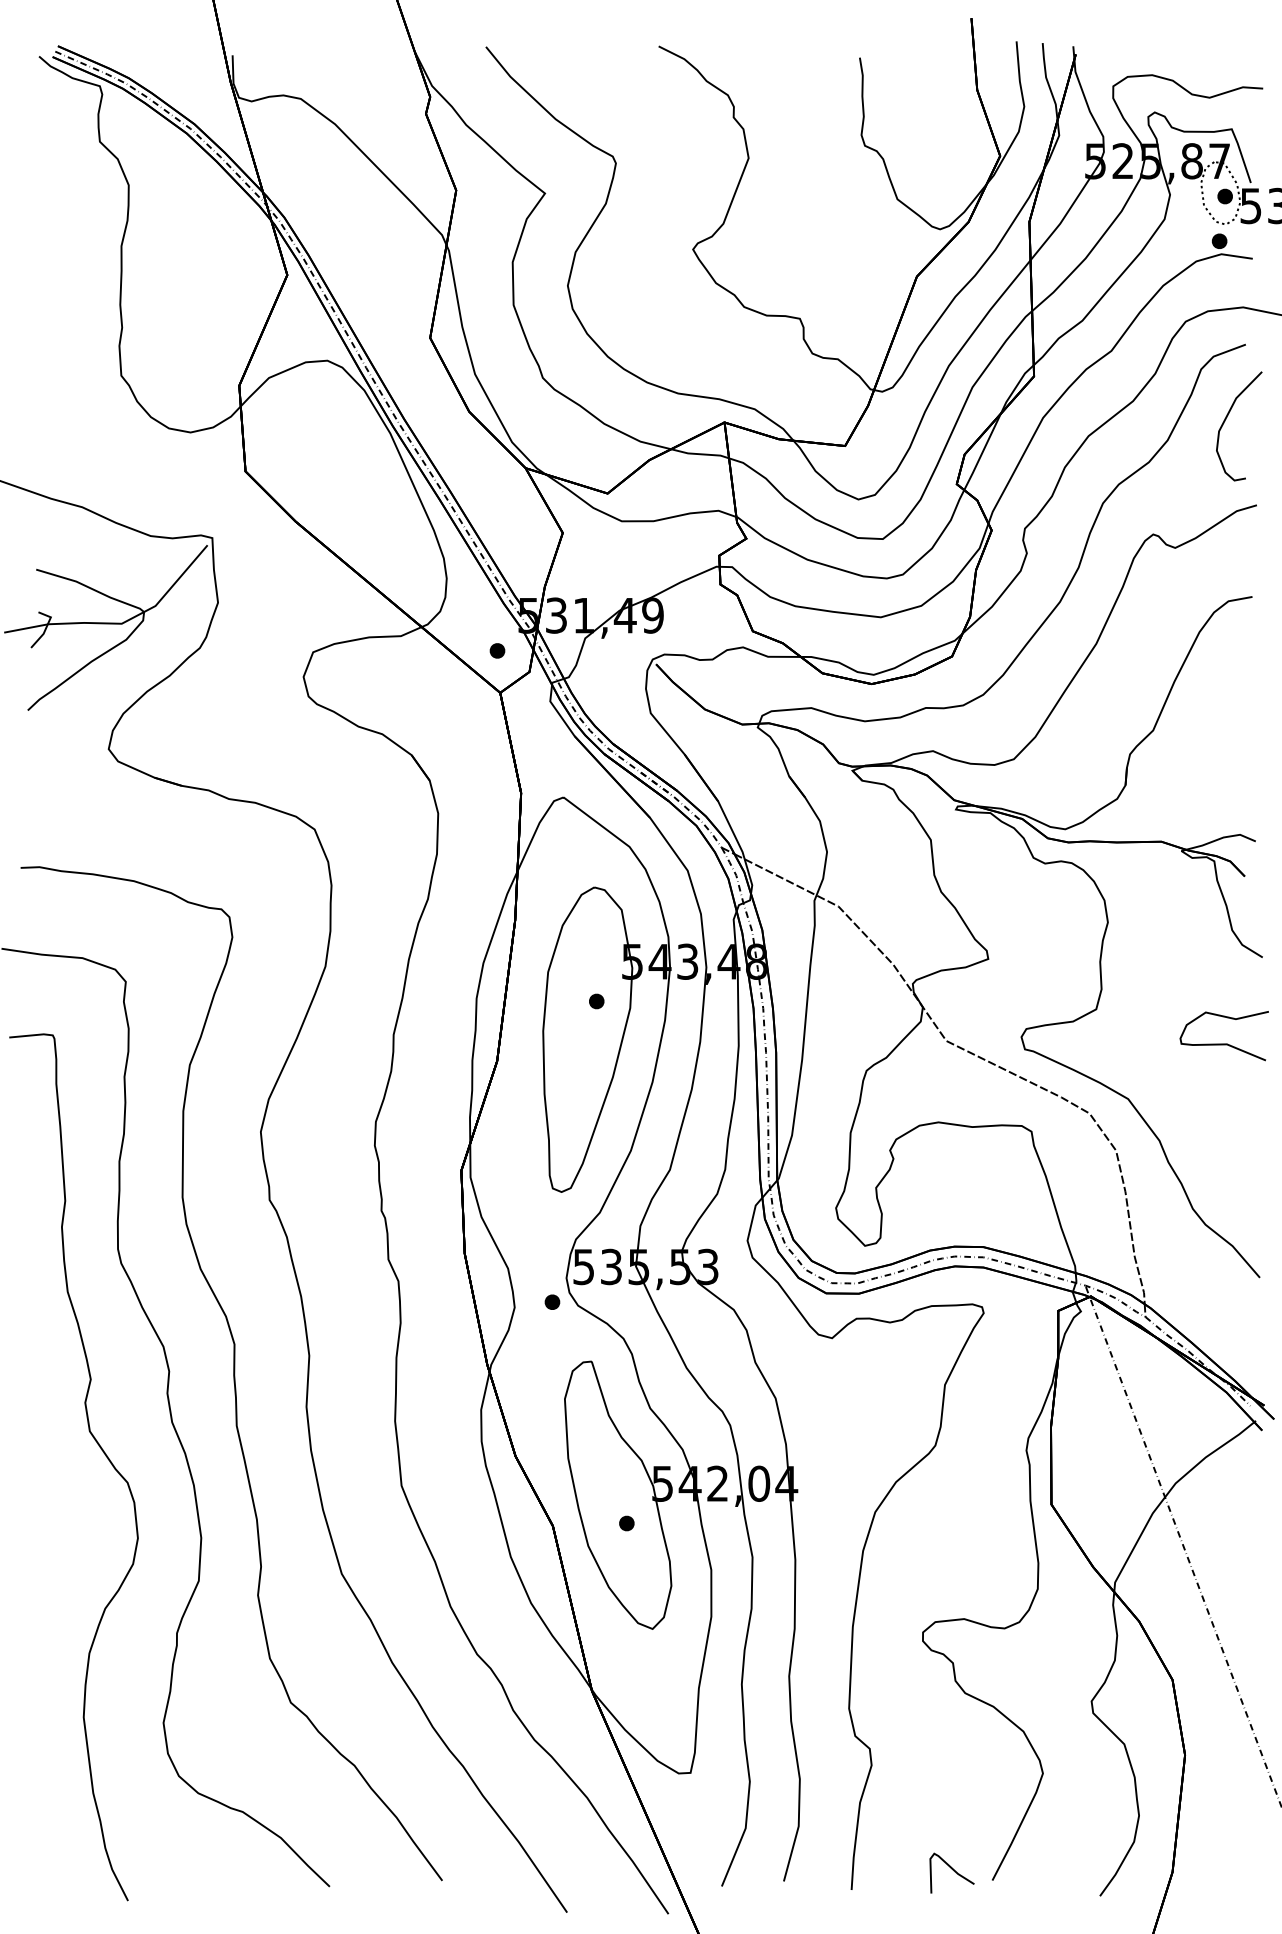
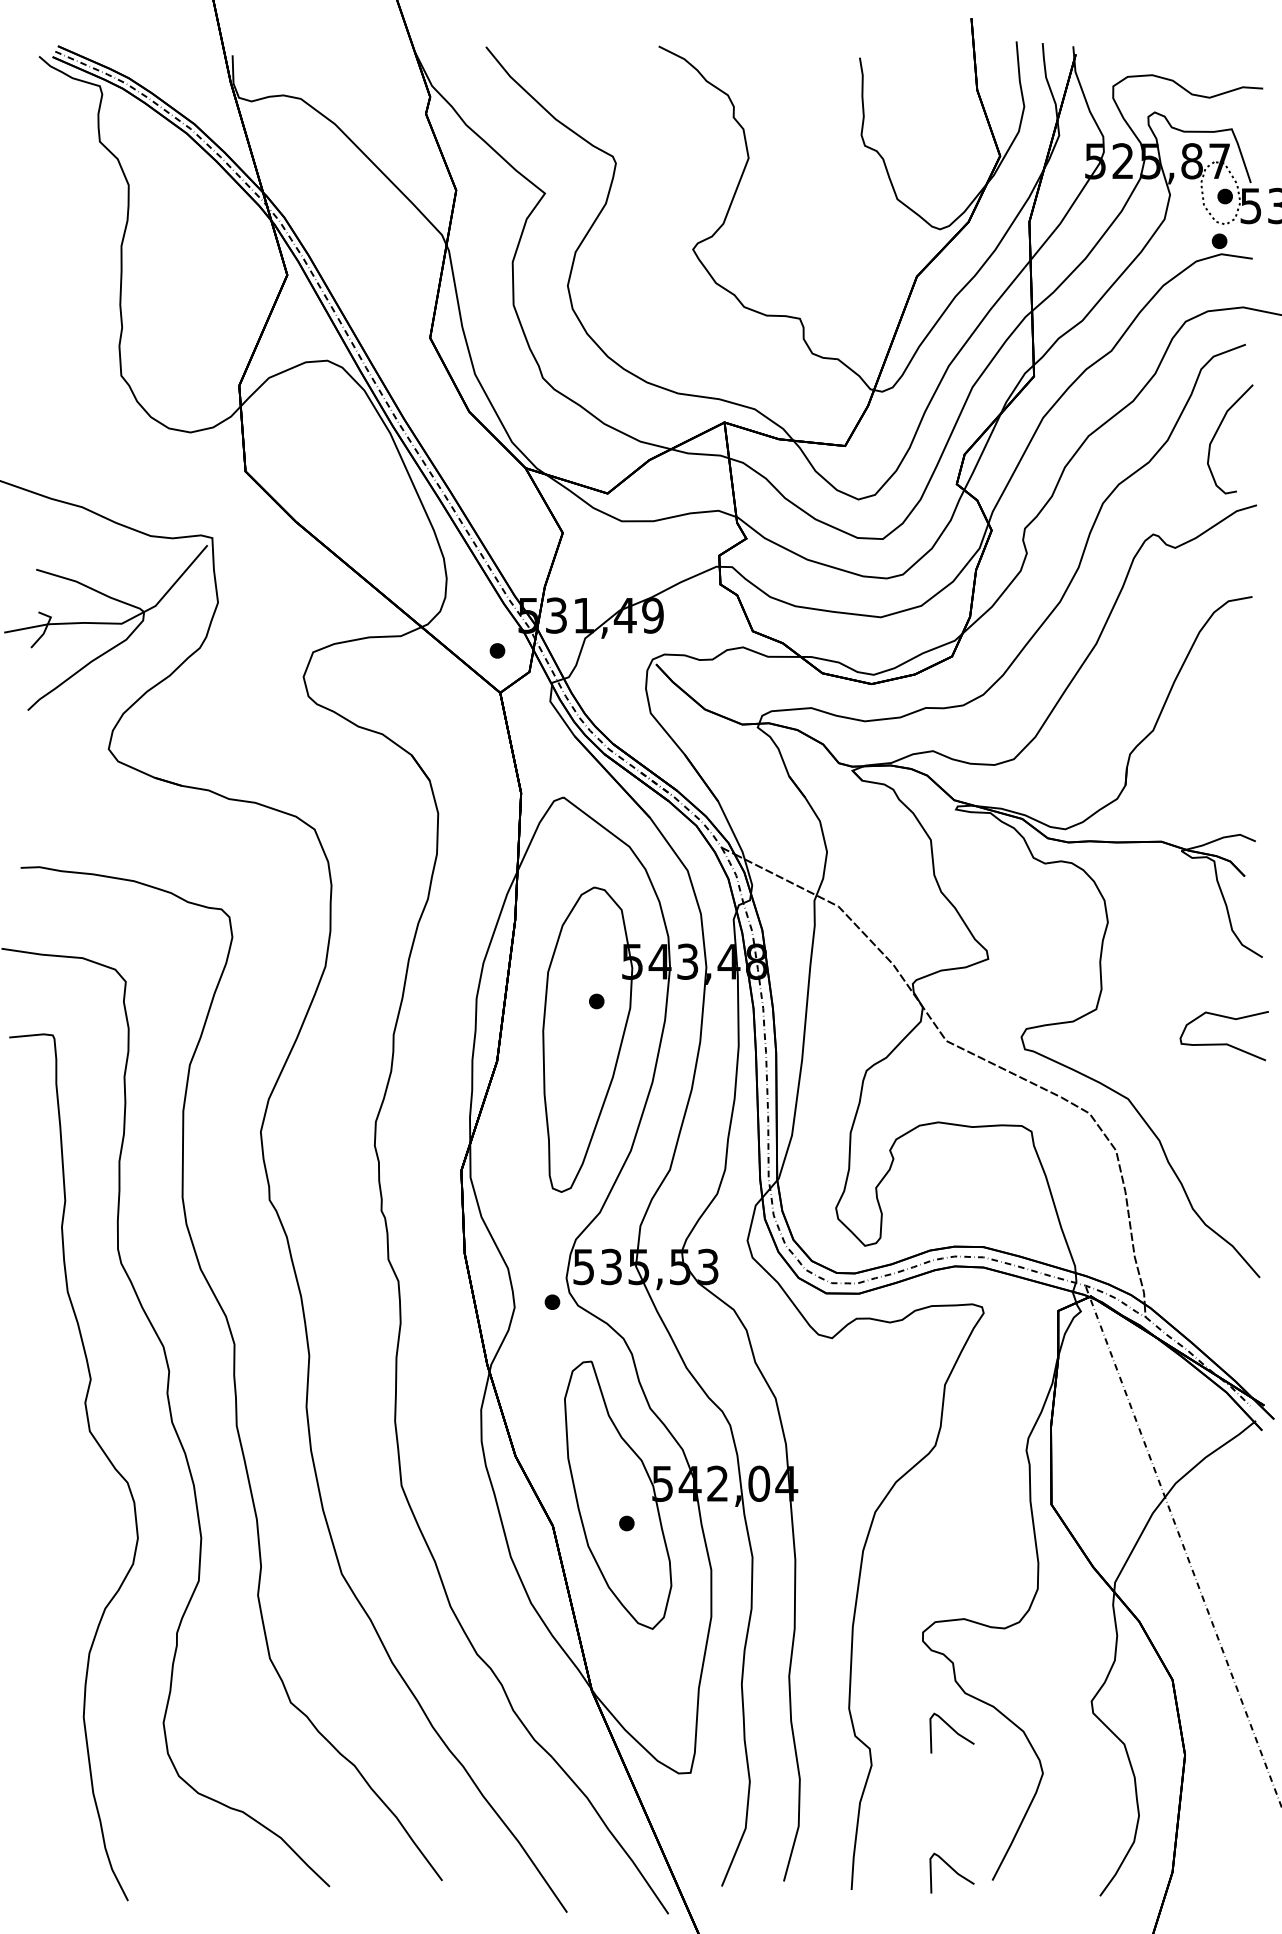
curve position: (1226, 419) -> (1217, 432) (1217, 432)
curve: none -> present (952, 1730)
